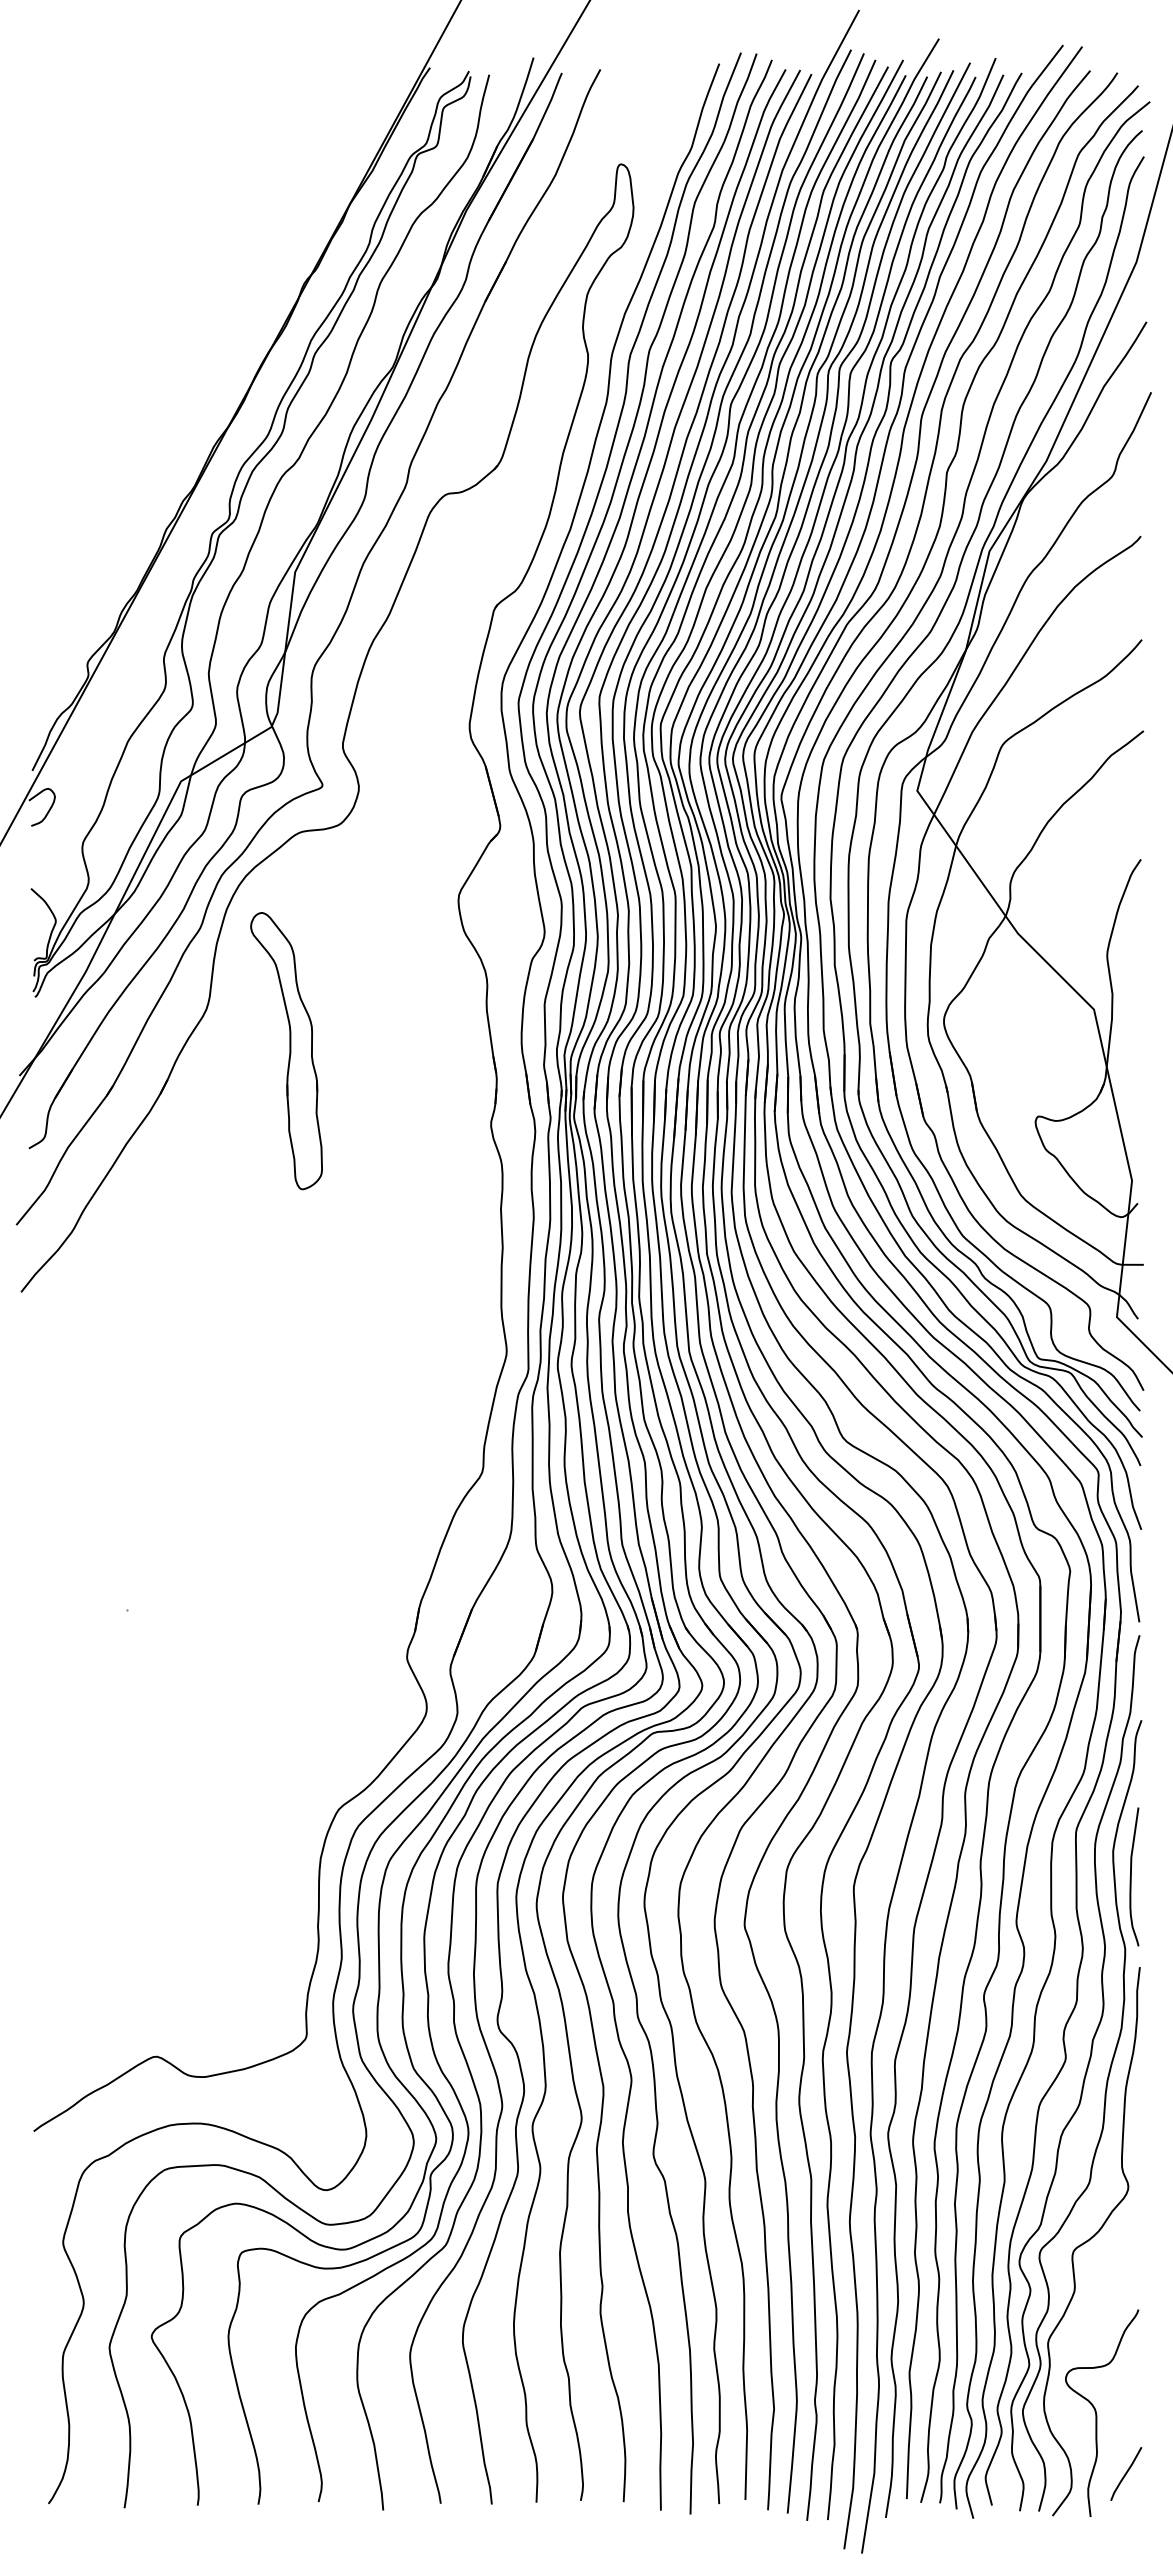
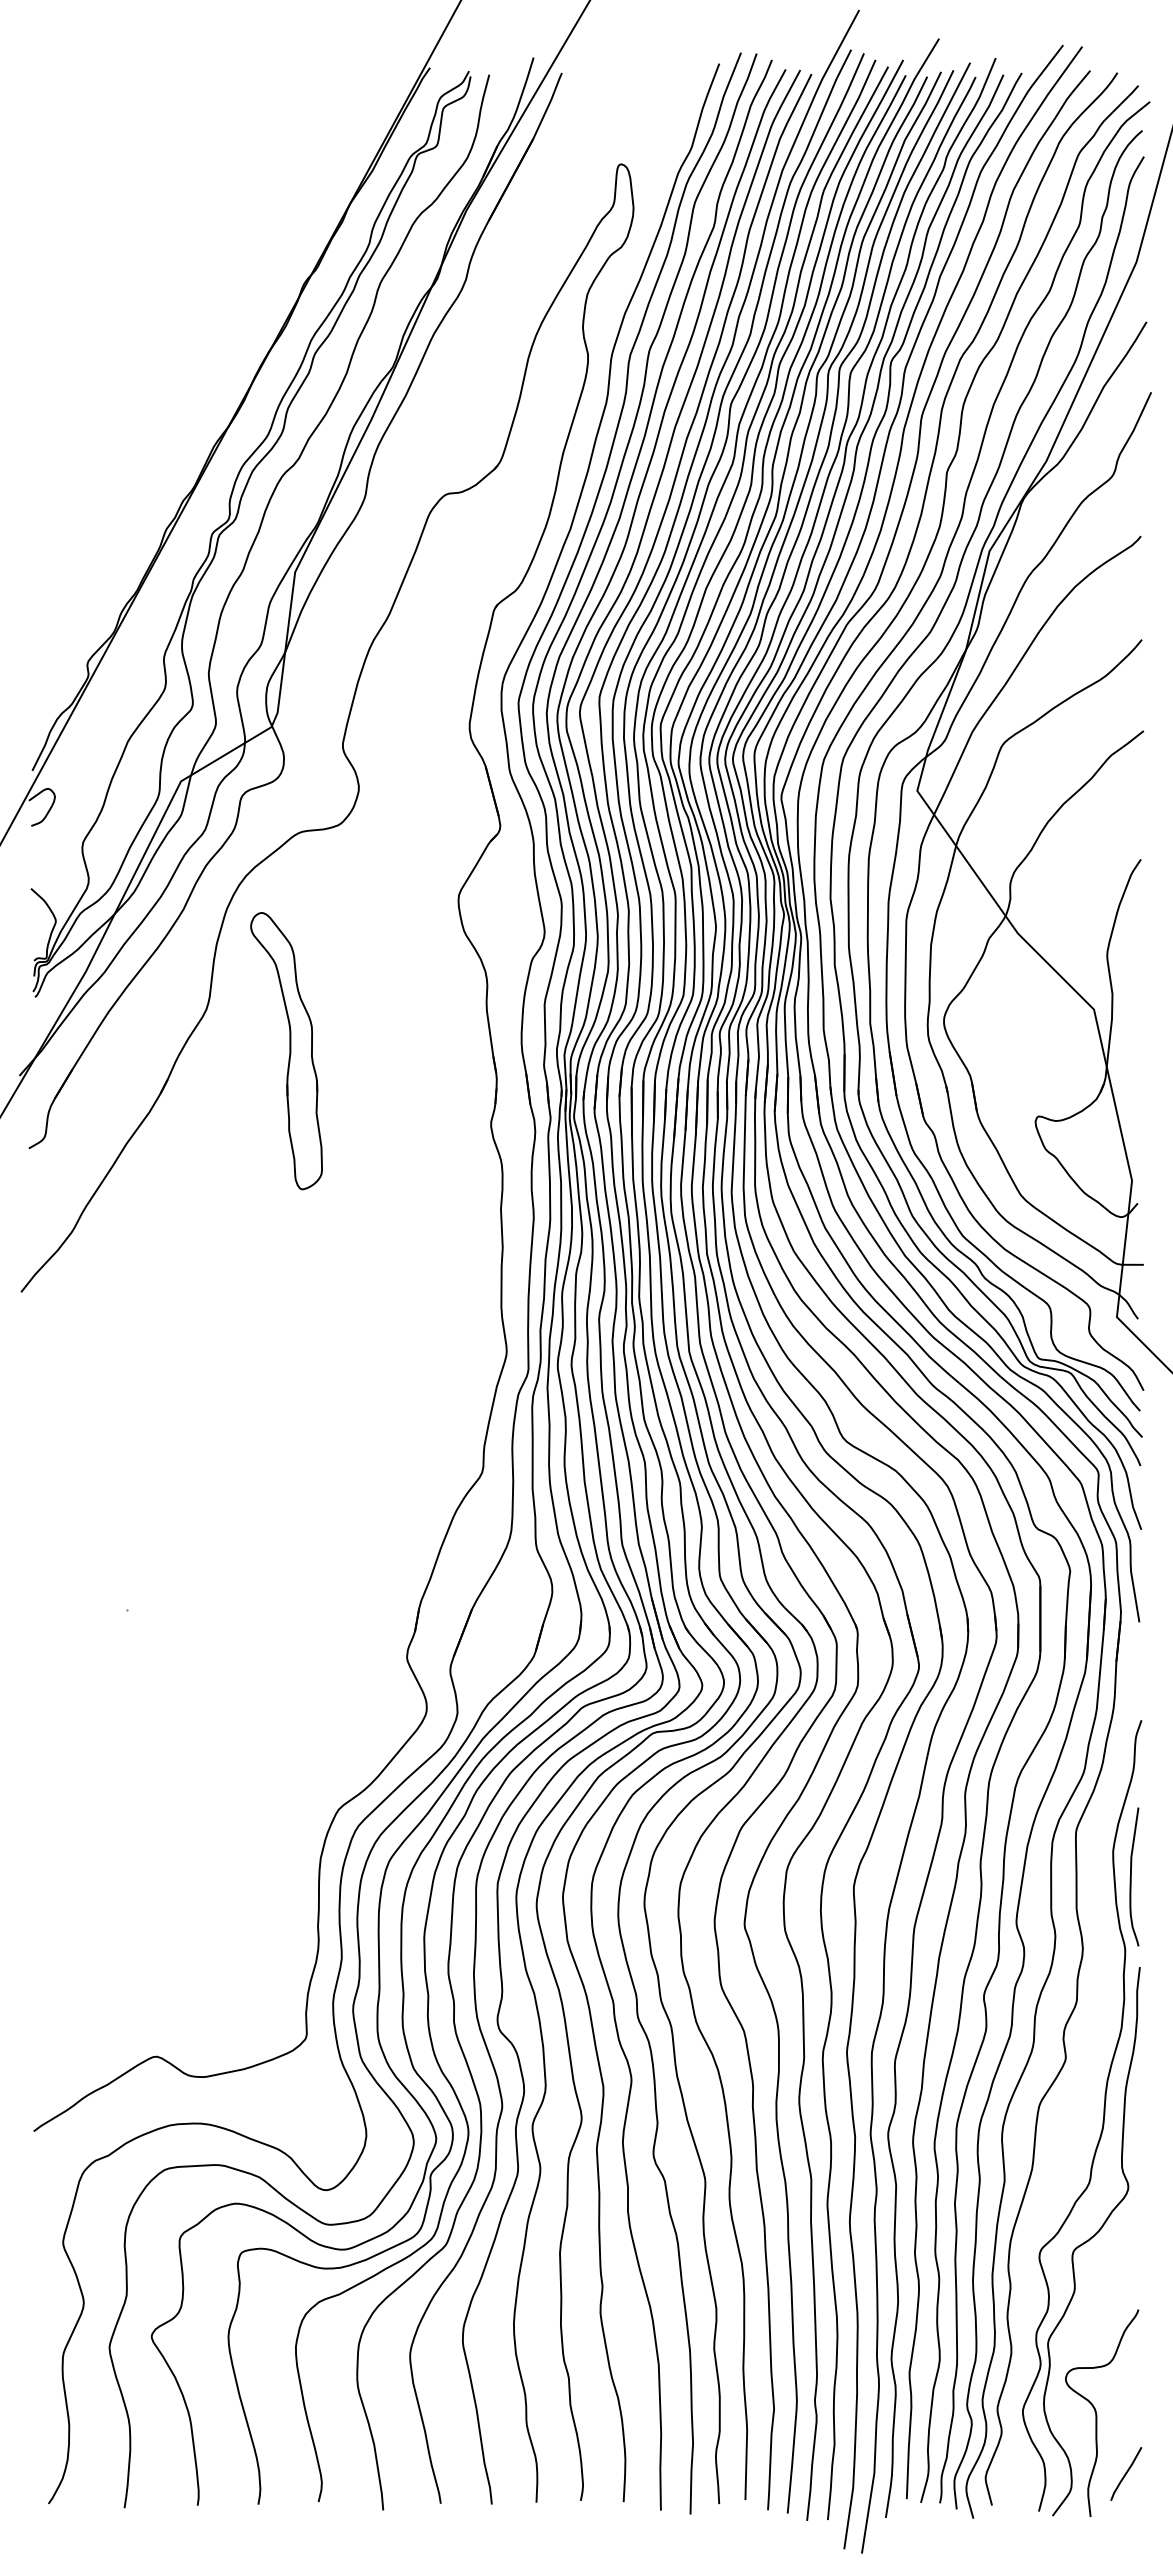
part: present -> none (320, 654)
curve: present -> none (1084, 2074)
